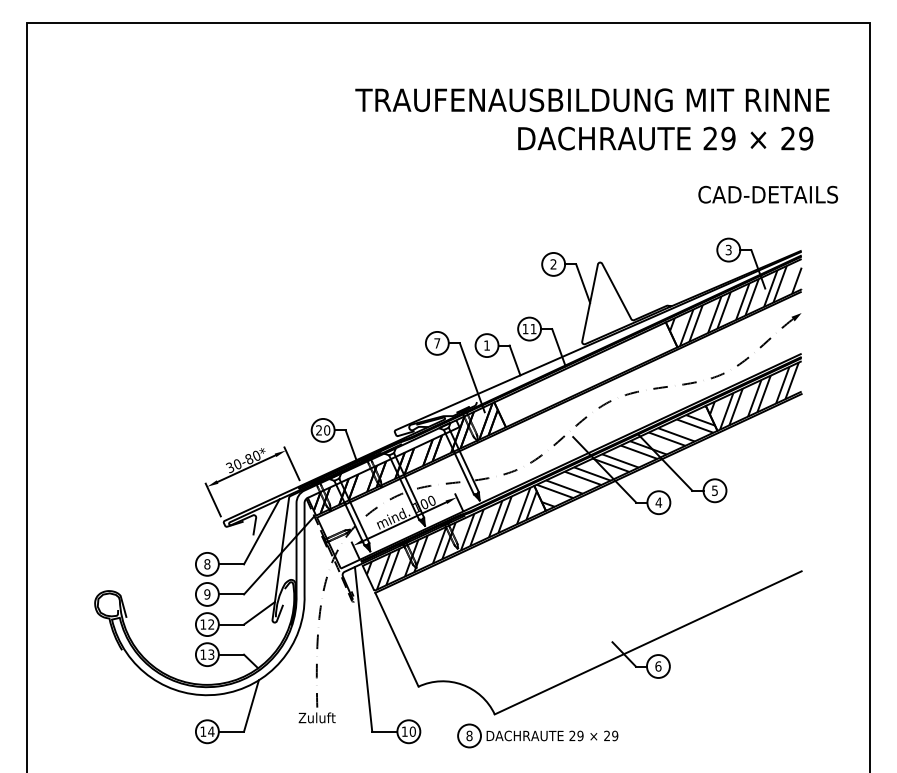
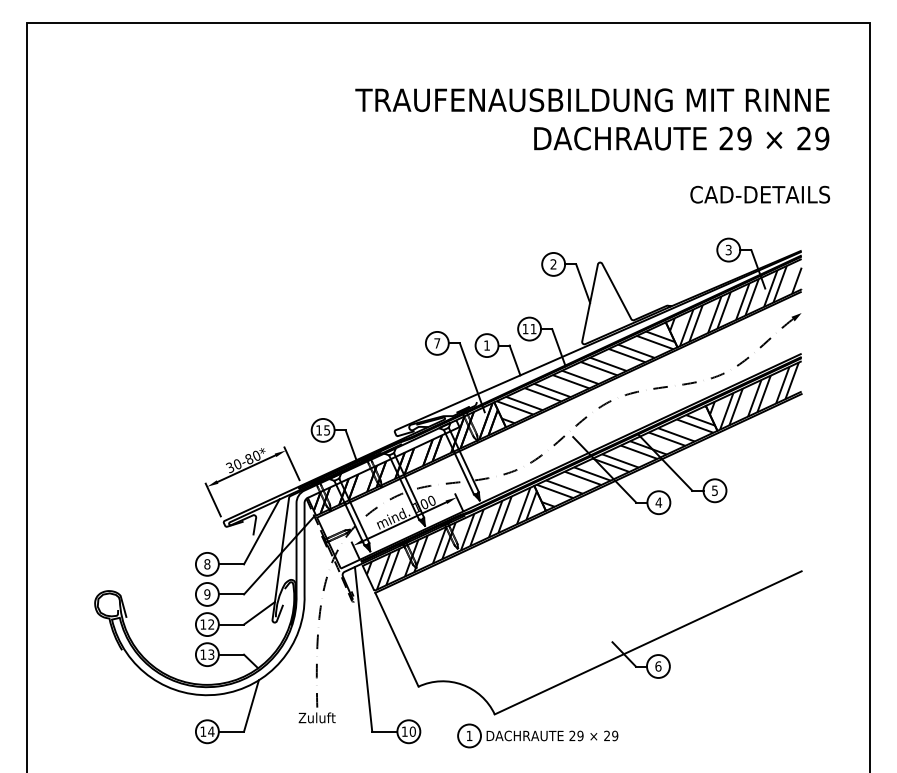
text position: (665, 138) -> (681, 138) (681, 138)
text position: (768, 194) -> (760, 194) (760, 194)
hatch: none -> present (585, 372)
text: 20 -> 15 (323, 430)
text: 8 -> 1 (469, 735)
